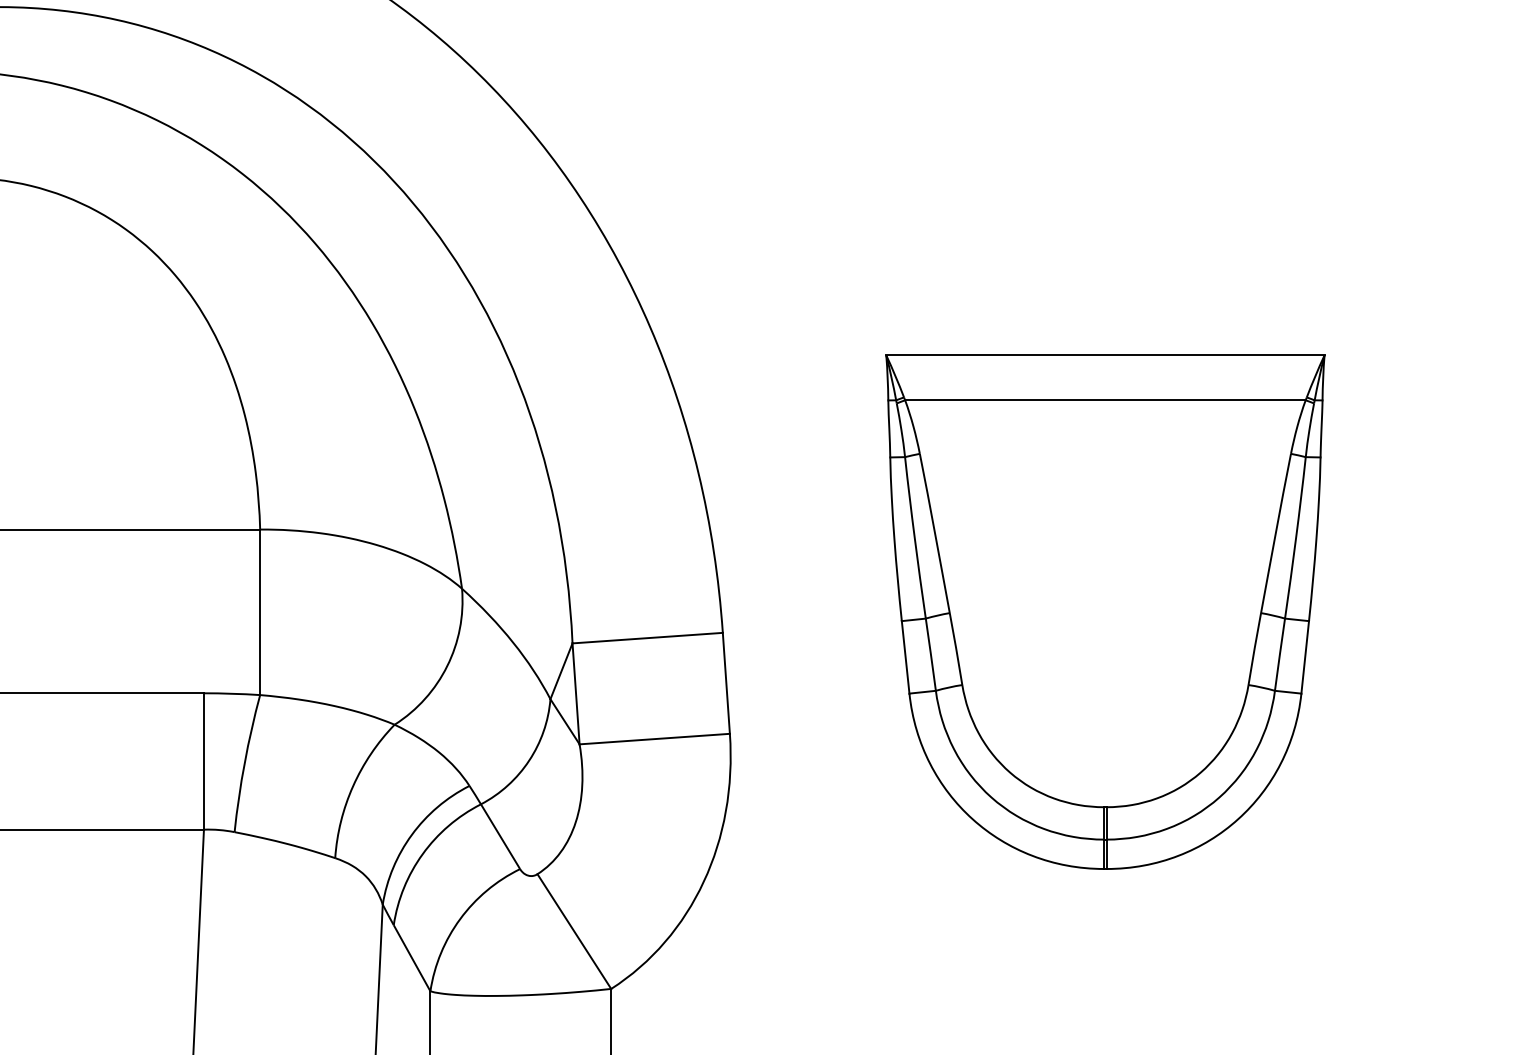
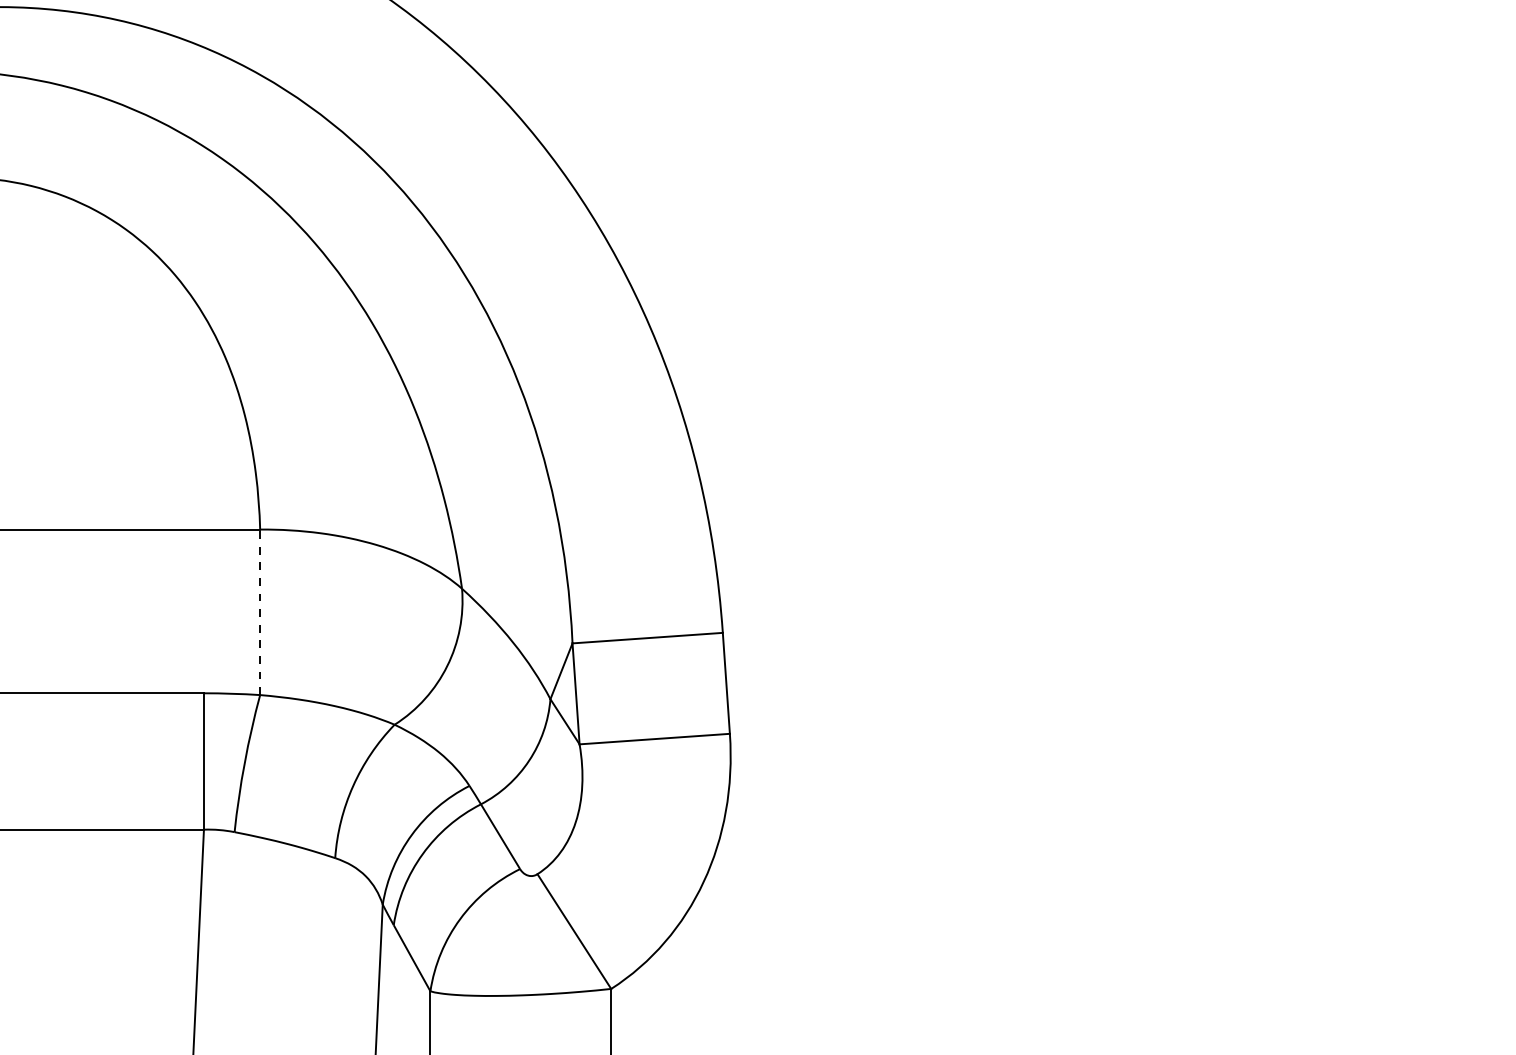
part: present -> none (1105, 611)
line: solid -> dashed (260, 612)
